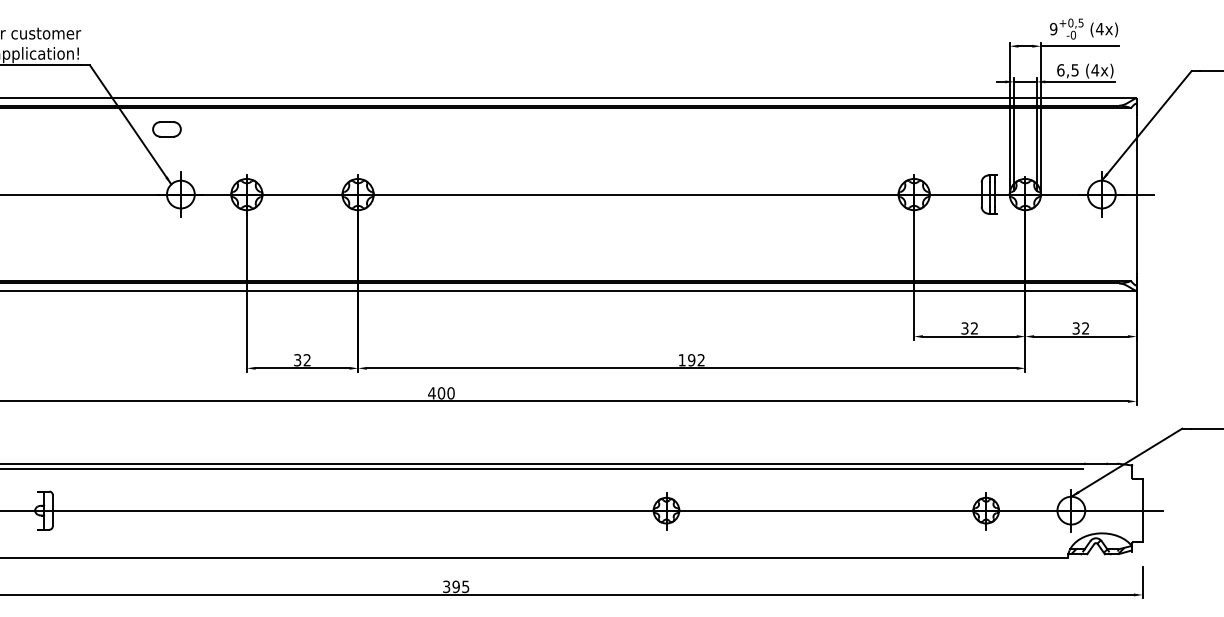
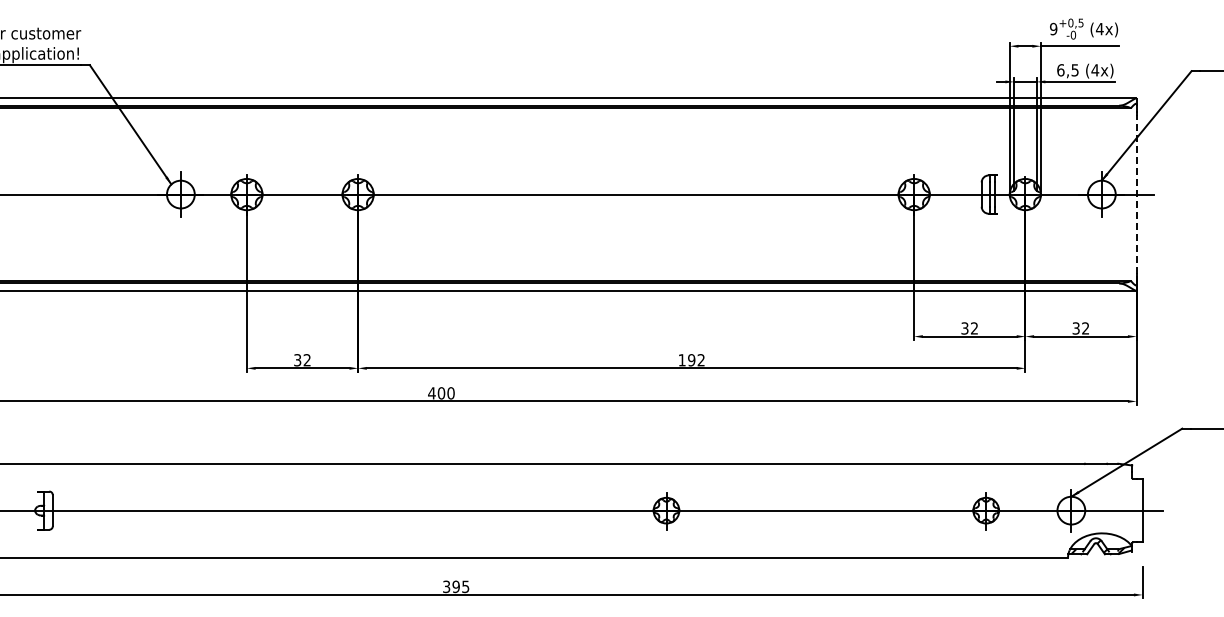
part: present -> none (166, 129)
line: solid -> dashed (1136, 194)
line: present -> none (542, 468)
